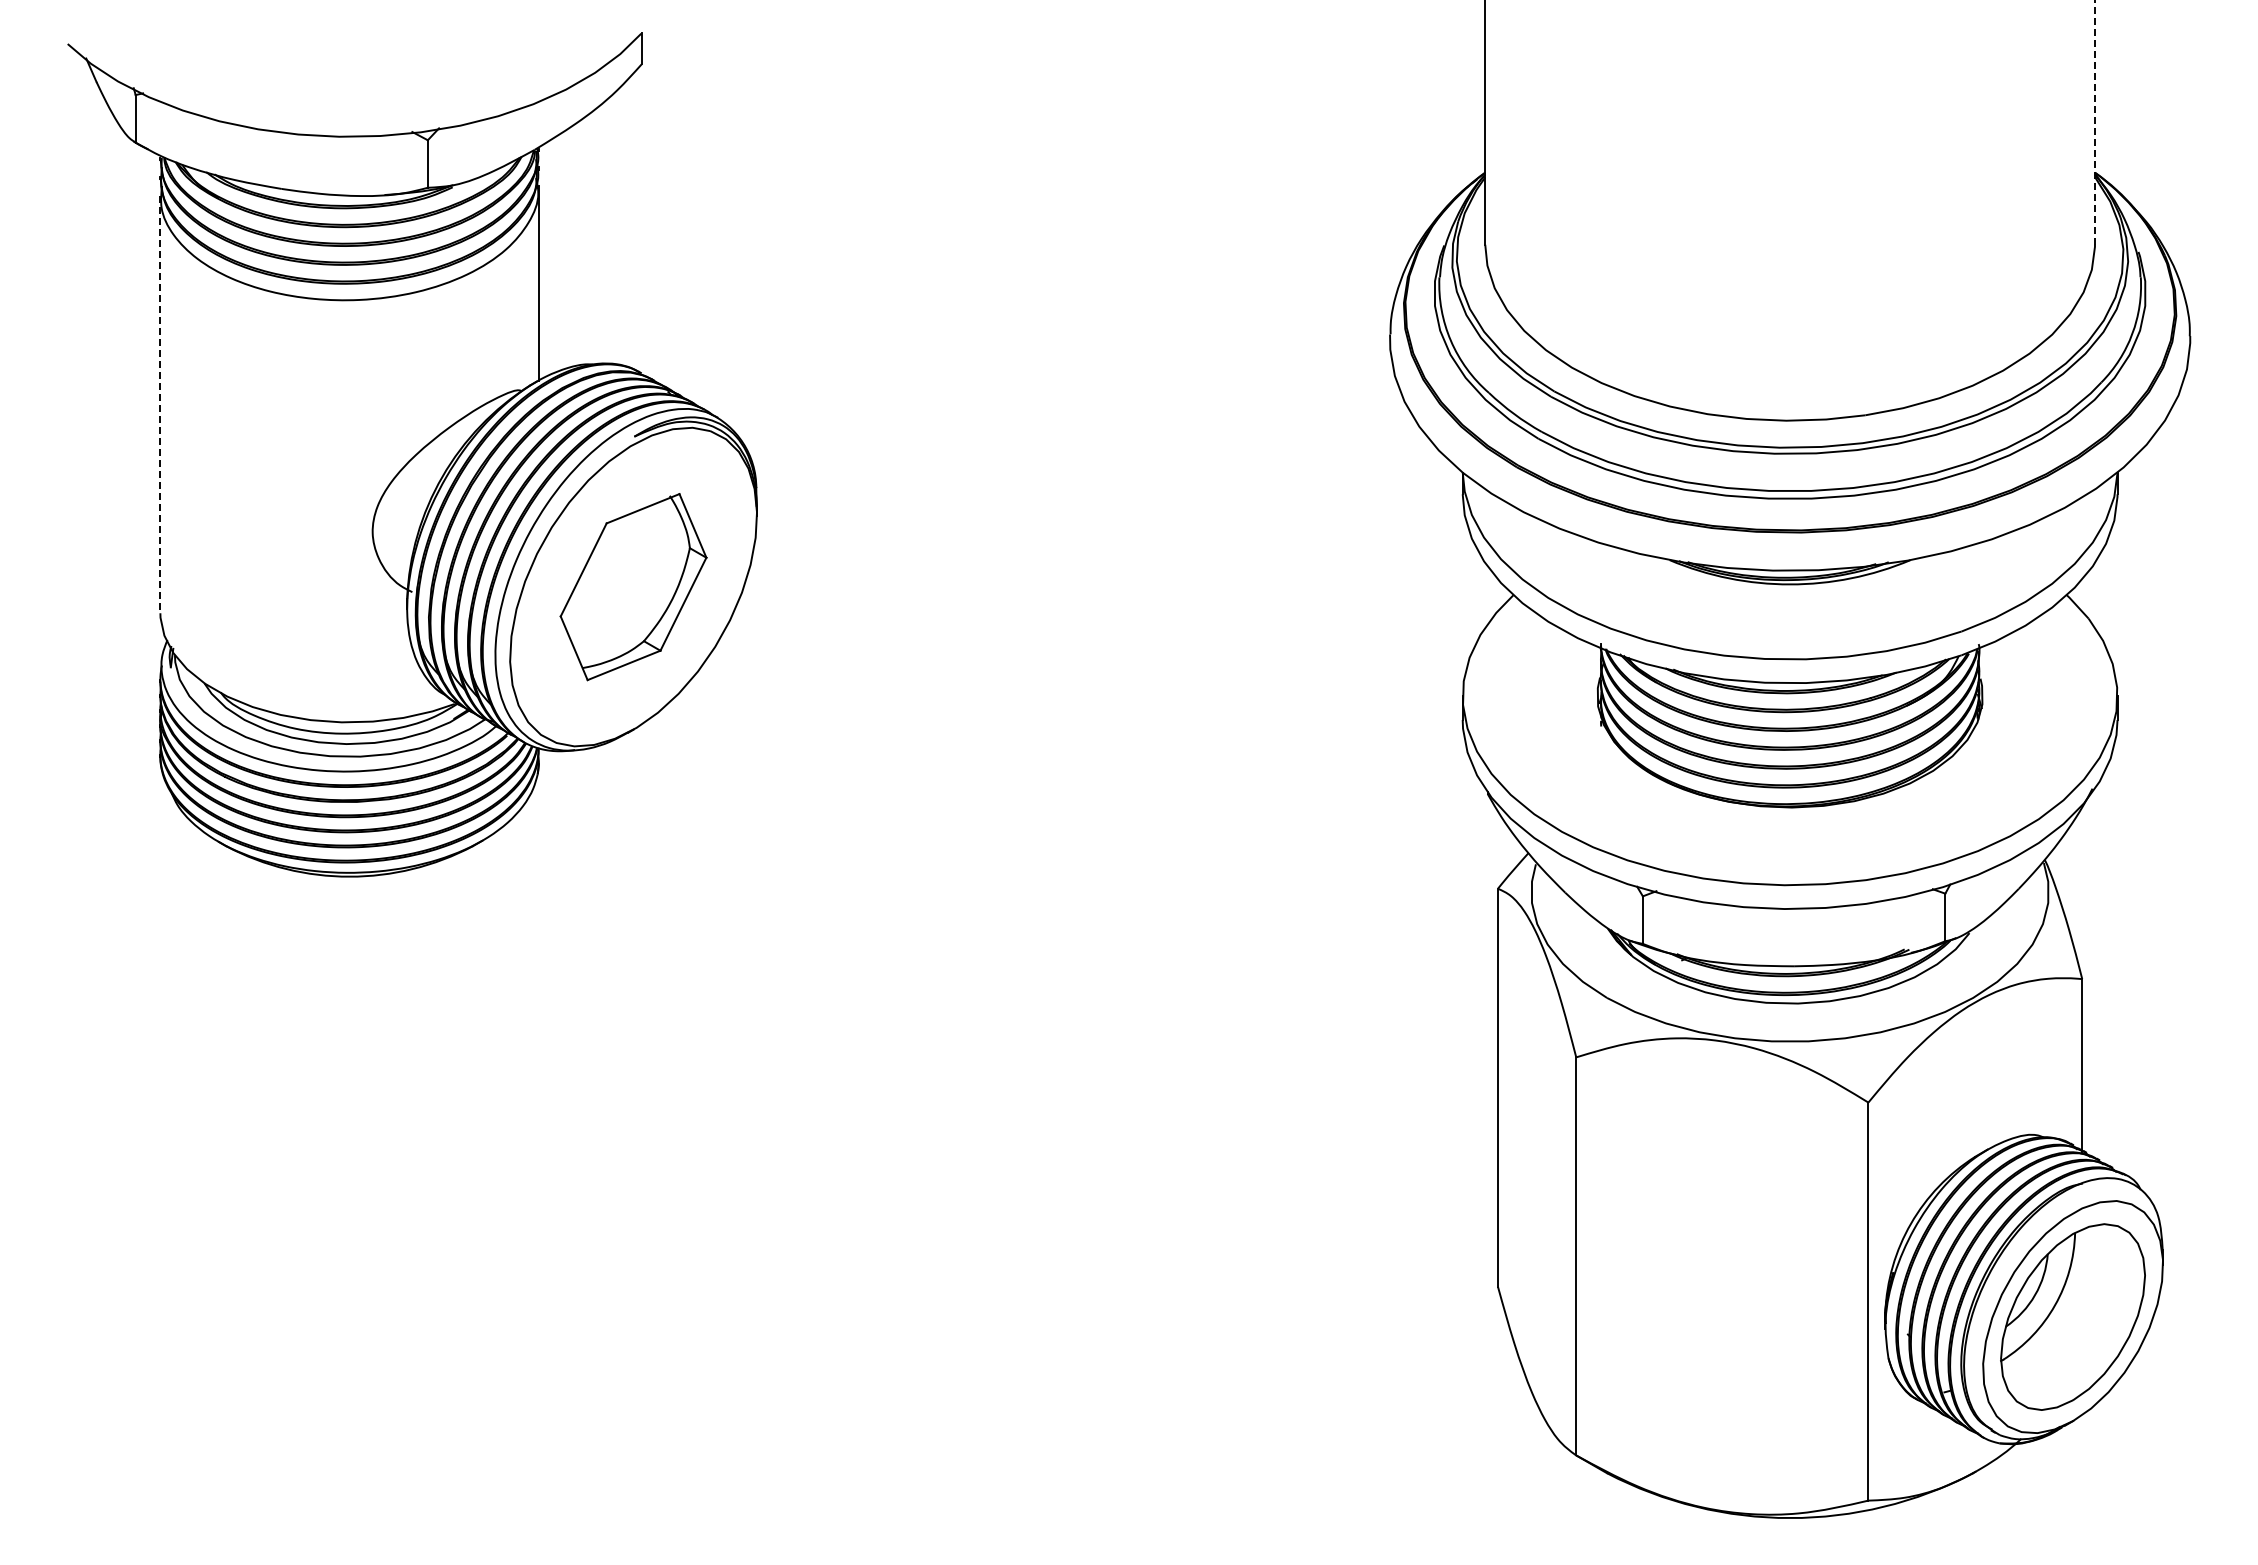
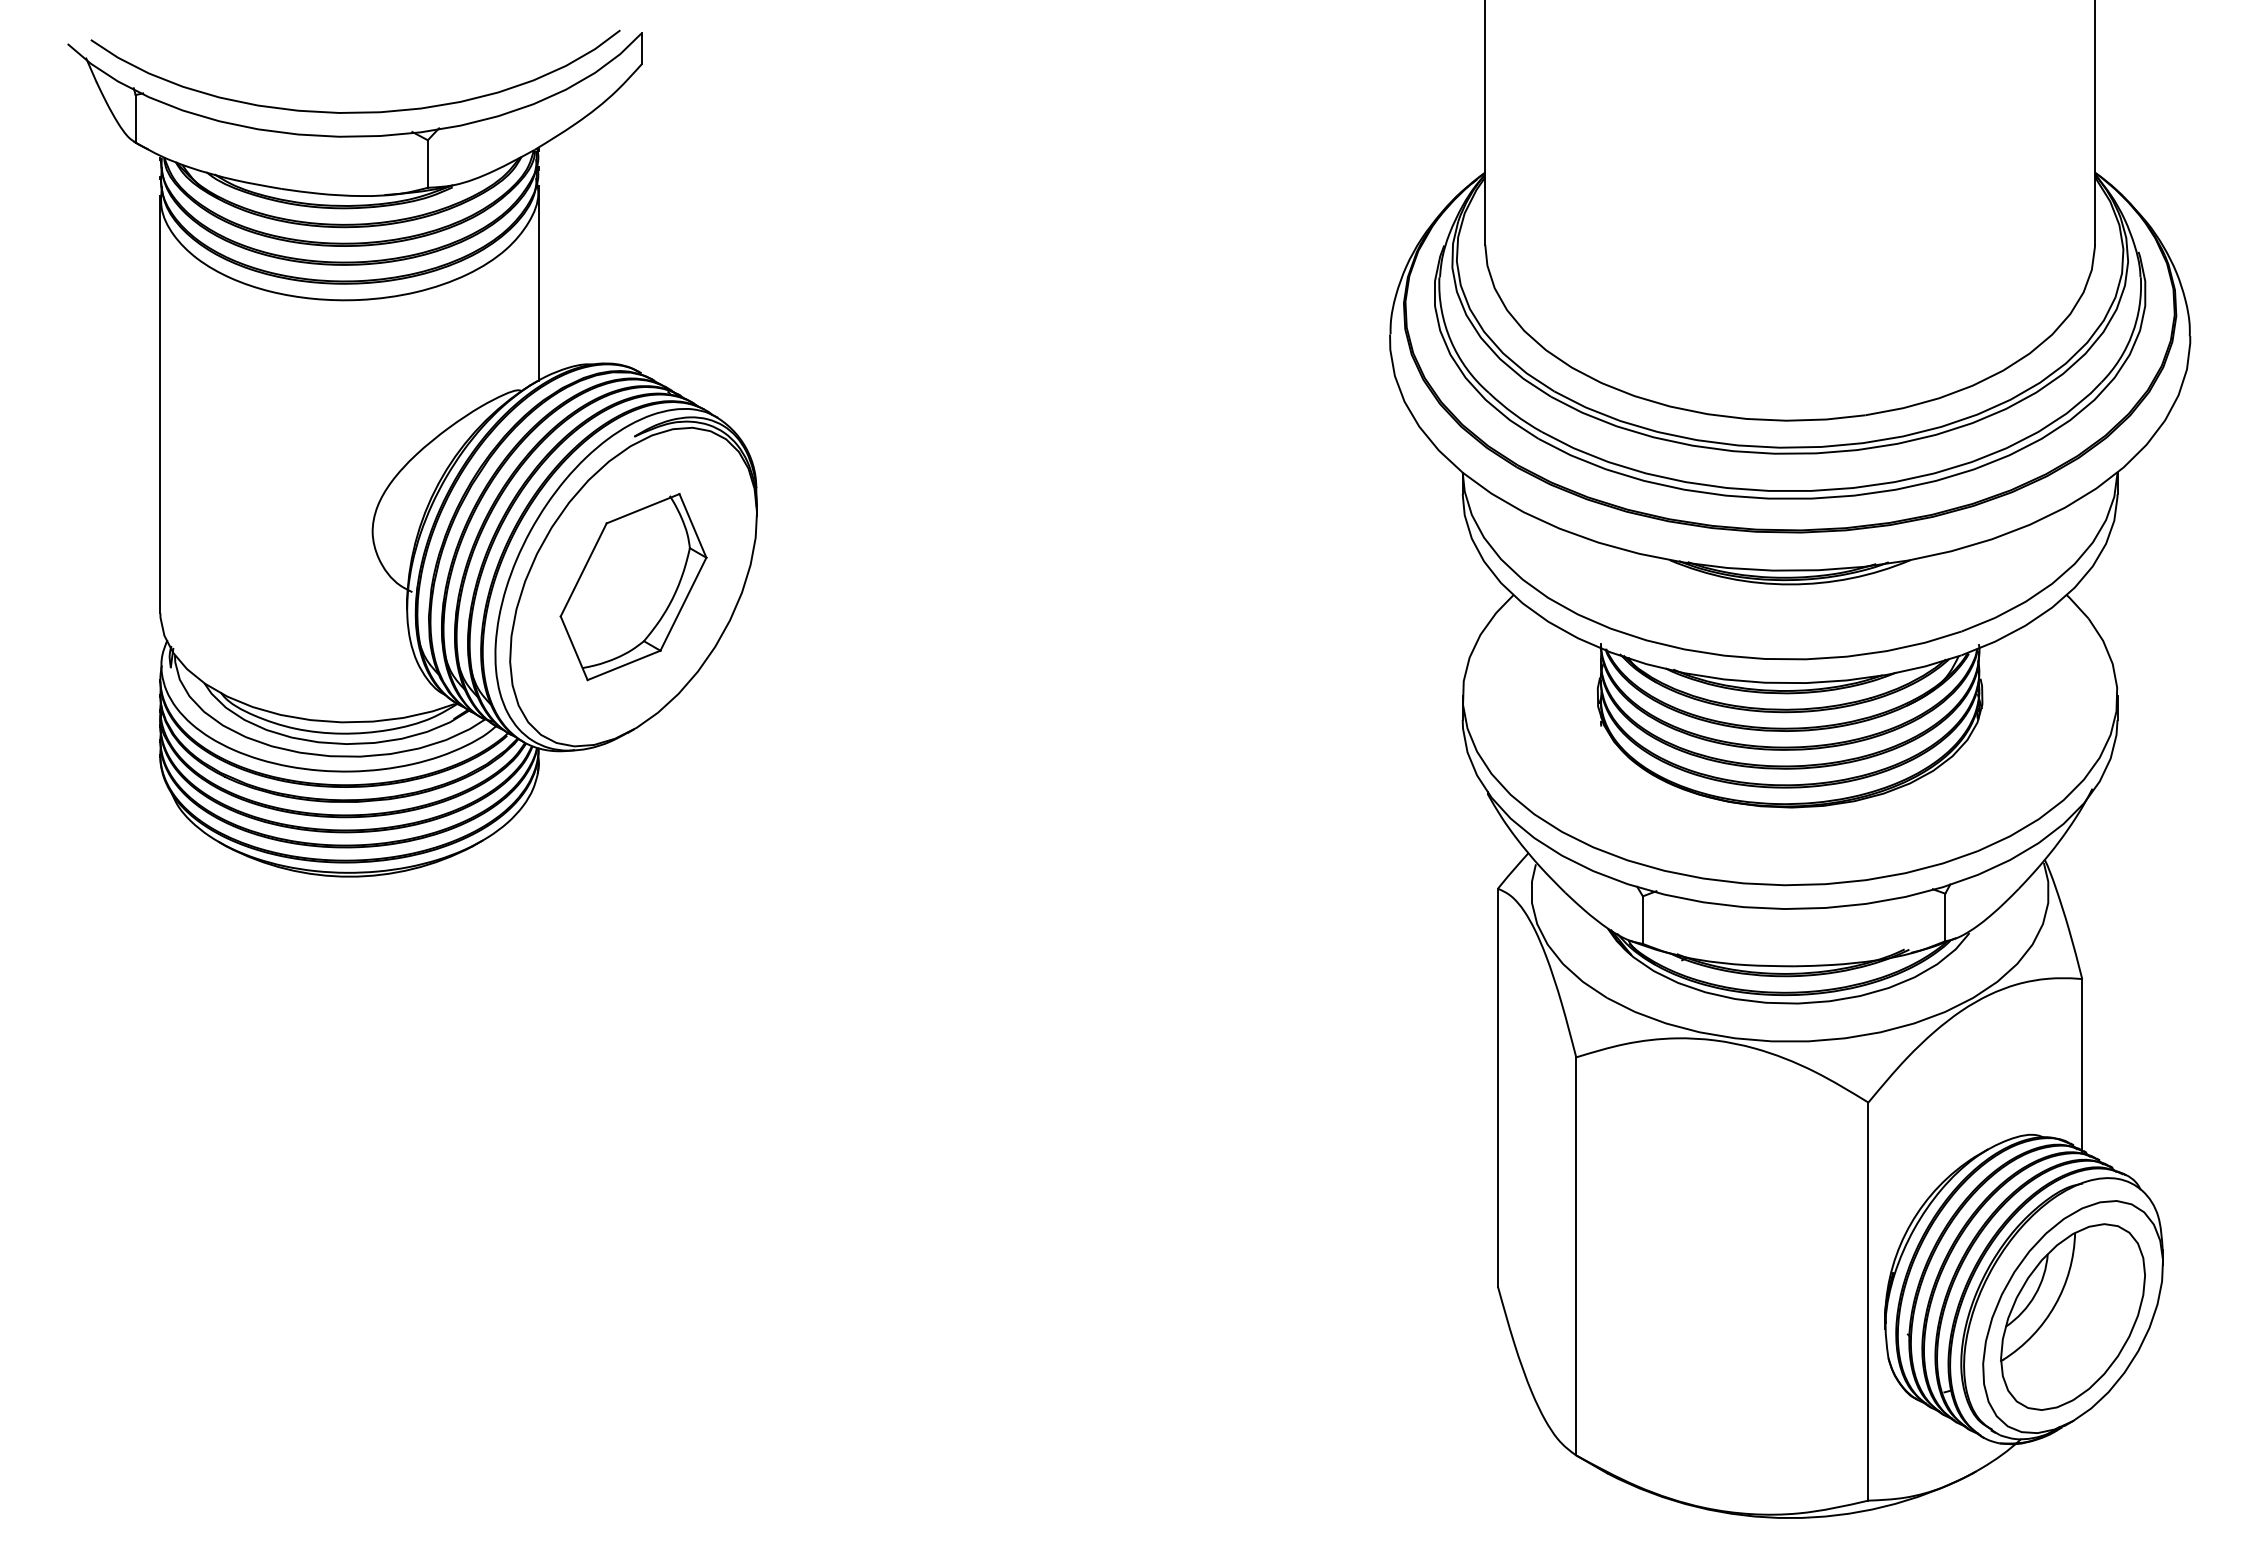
curve: none -> present (355, 111)
line: dashed -> solid (2094, 122)
line: dashed -> solid (160, 404)
